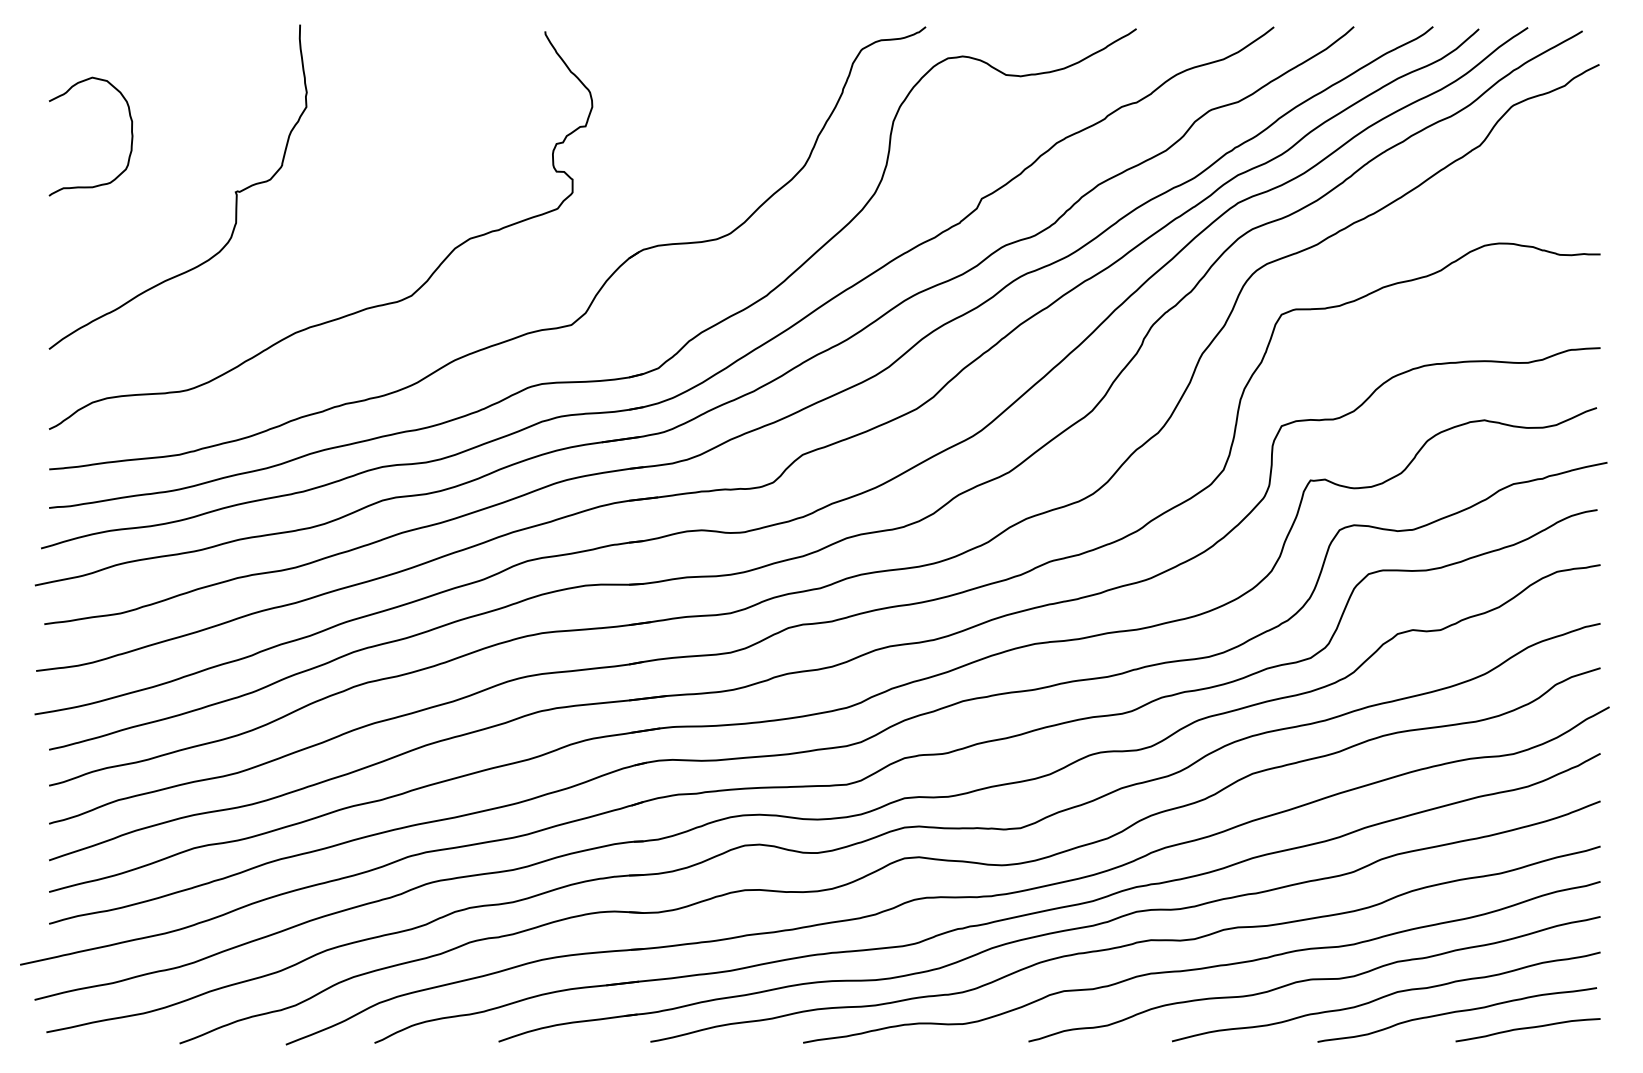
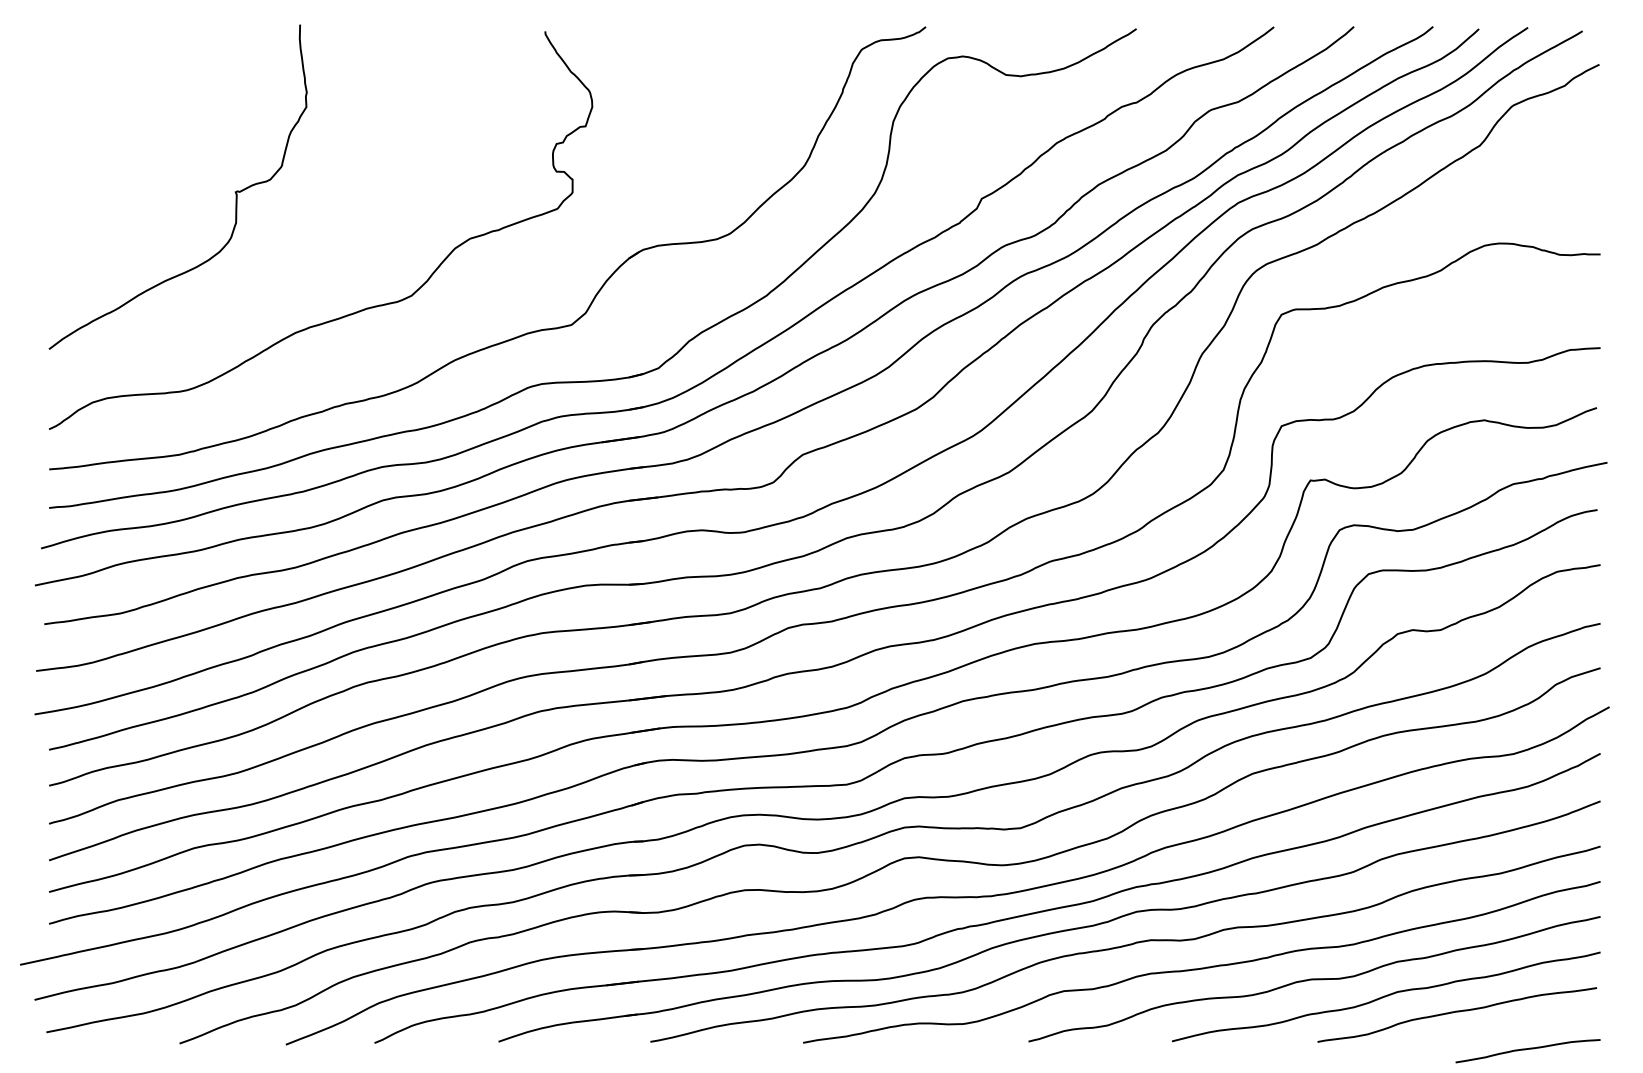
curve: present -> none (131, 136)
curve position: (1526, 1029) -> (1526, 1050) (1526, 1050)
